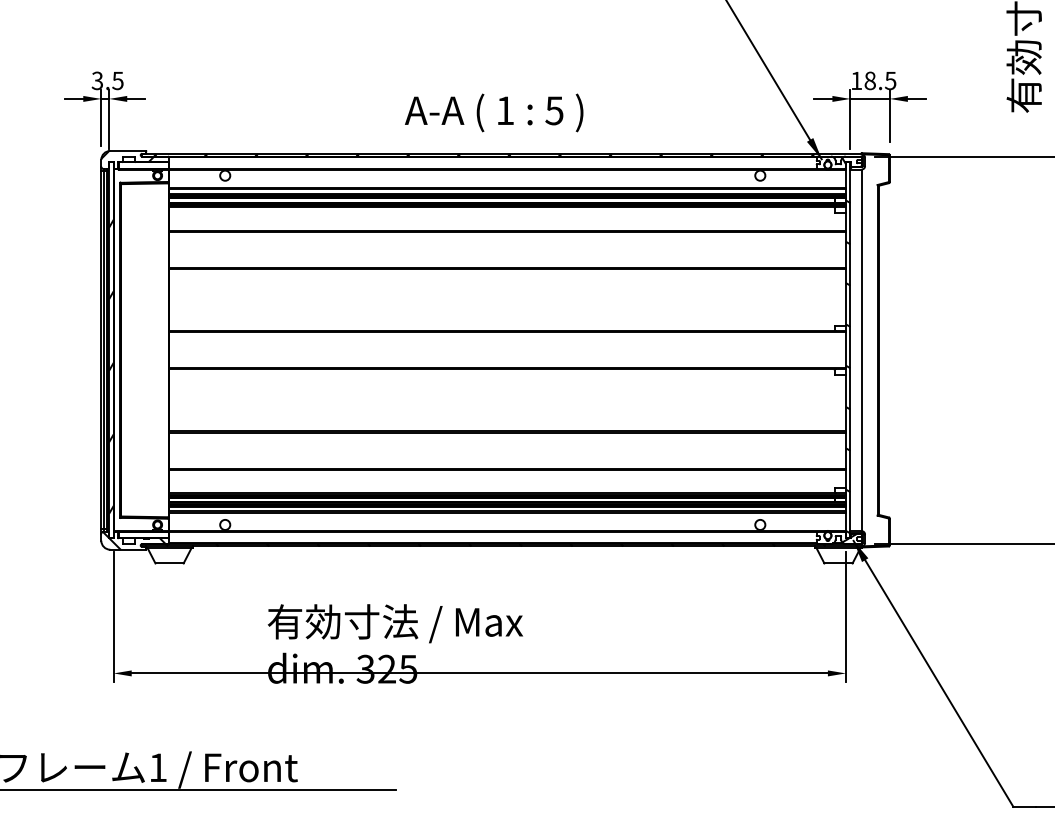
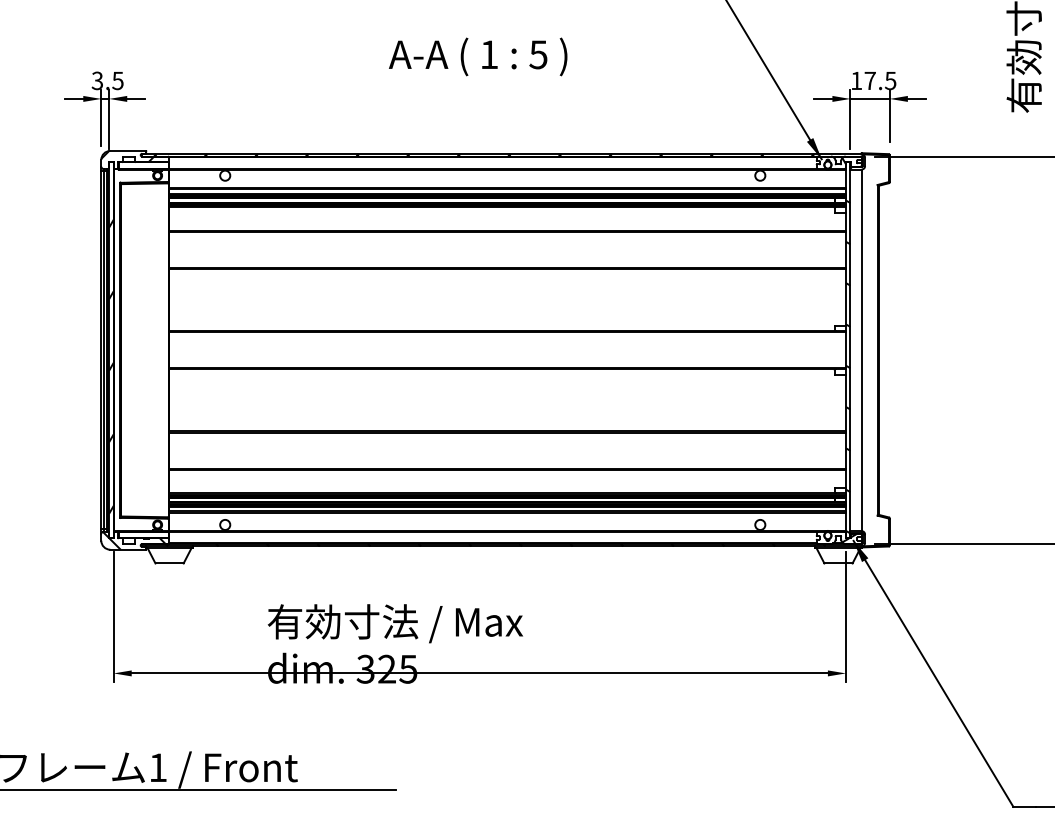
text: 18.5 -> 17.5 (869, 80)
text position: (494, 112) -> (478, 56) (478, 56)
